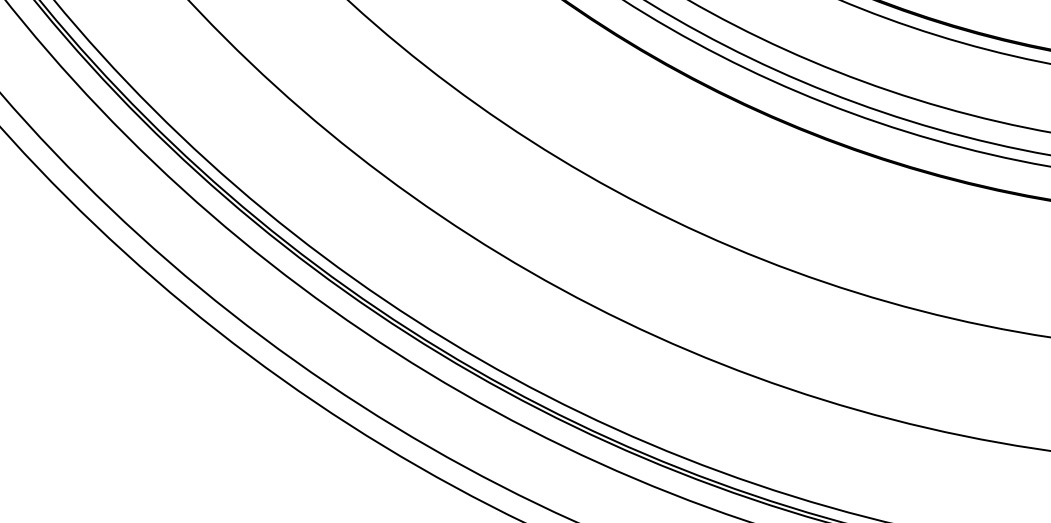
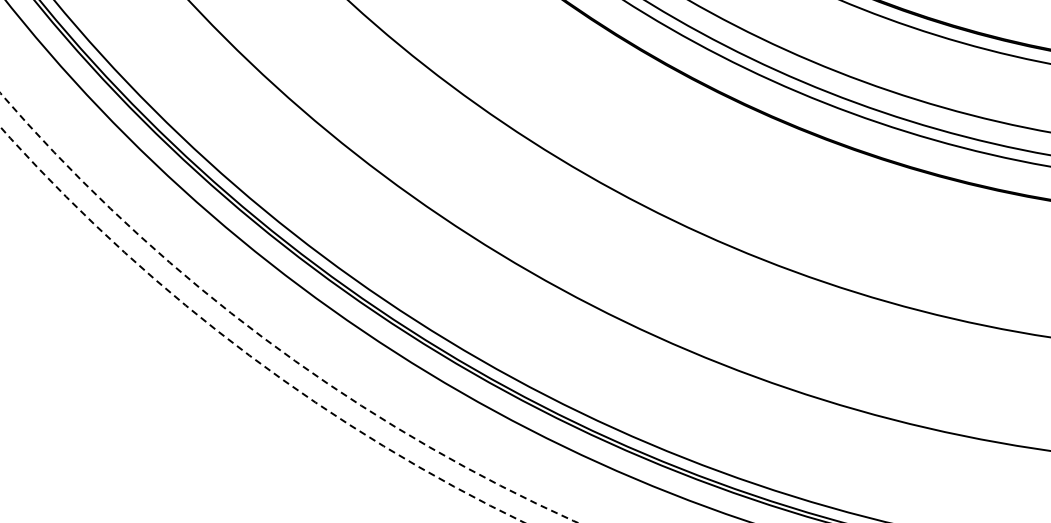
circle: solid -> dashed (288, 307)
circle: solid -> dashed (262, 324)
